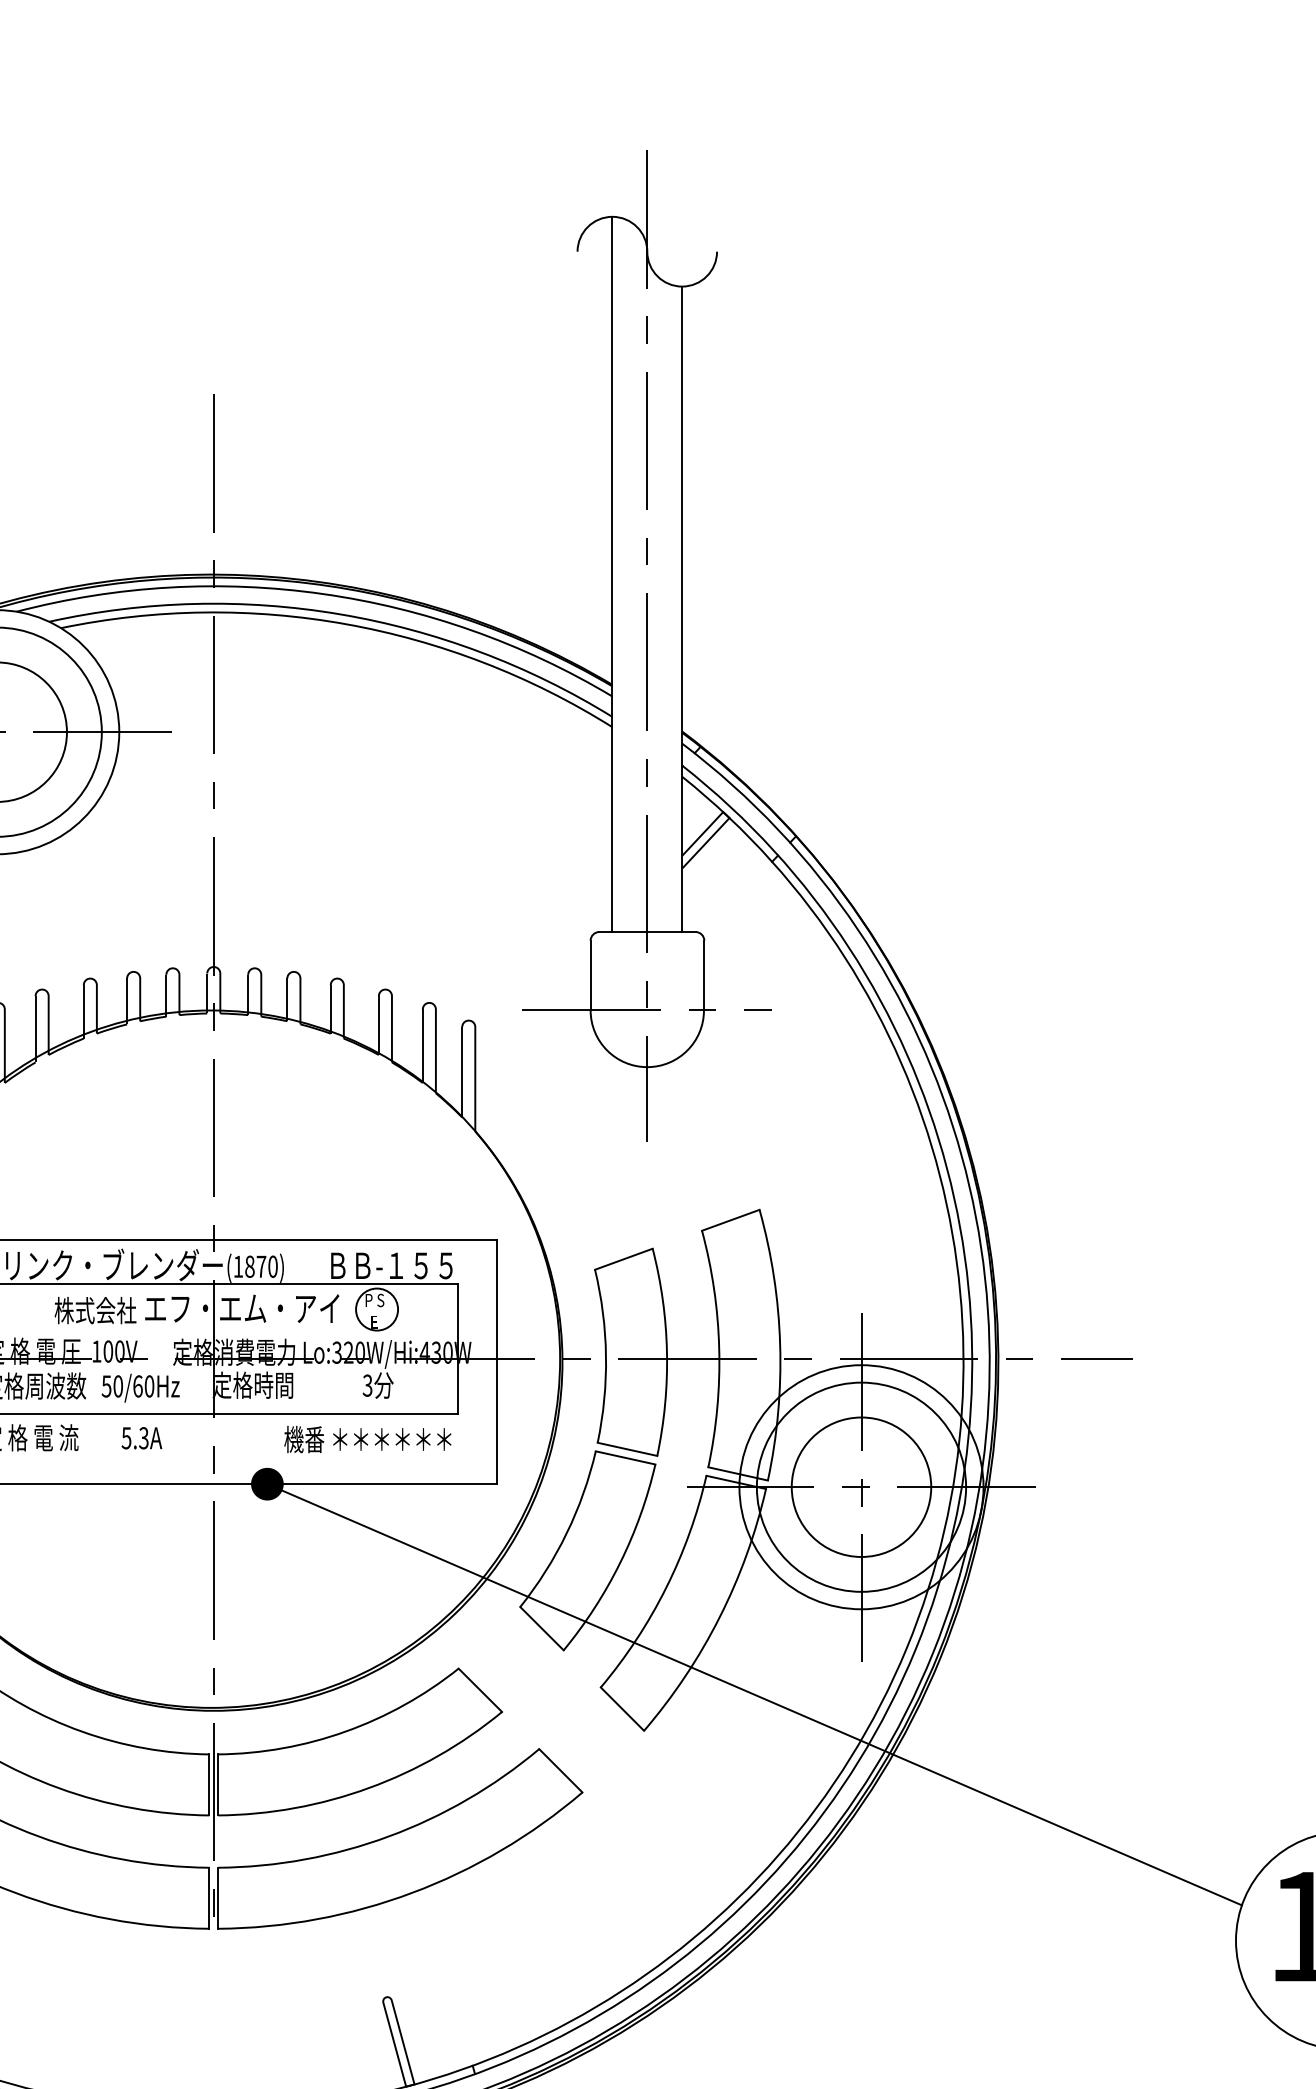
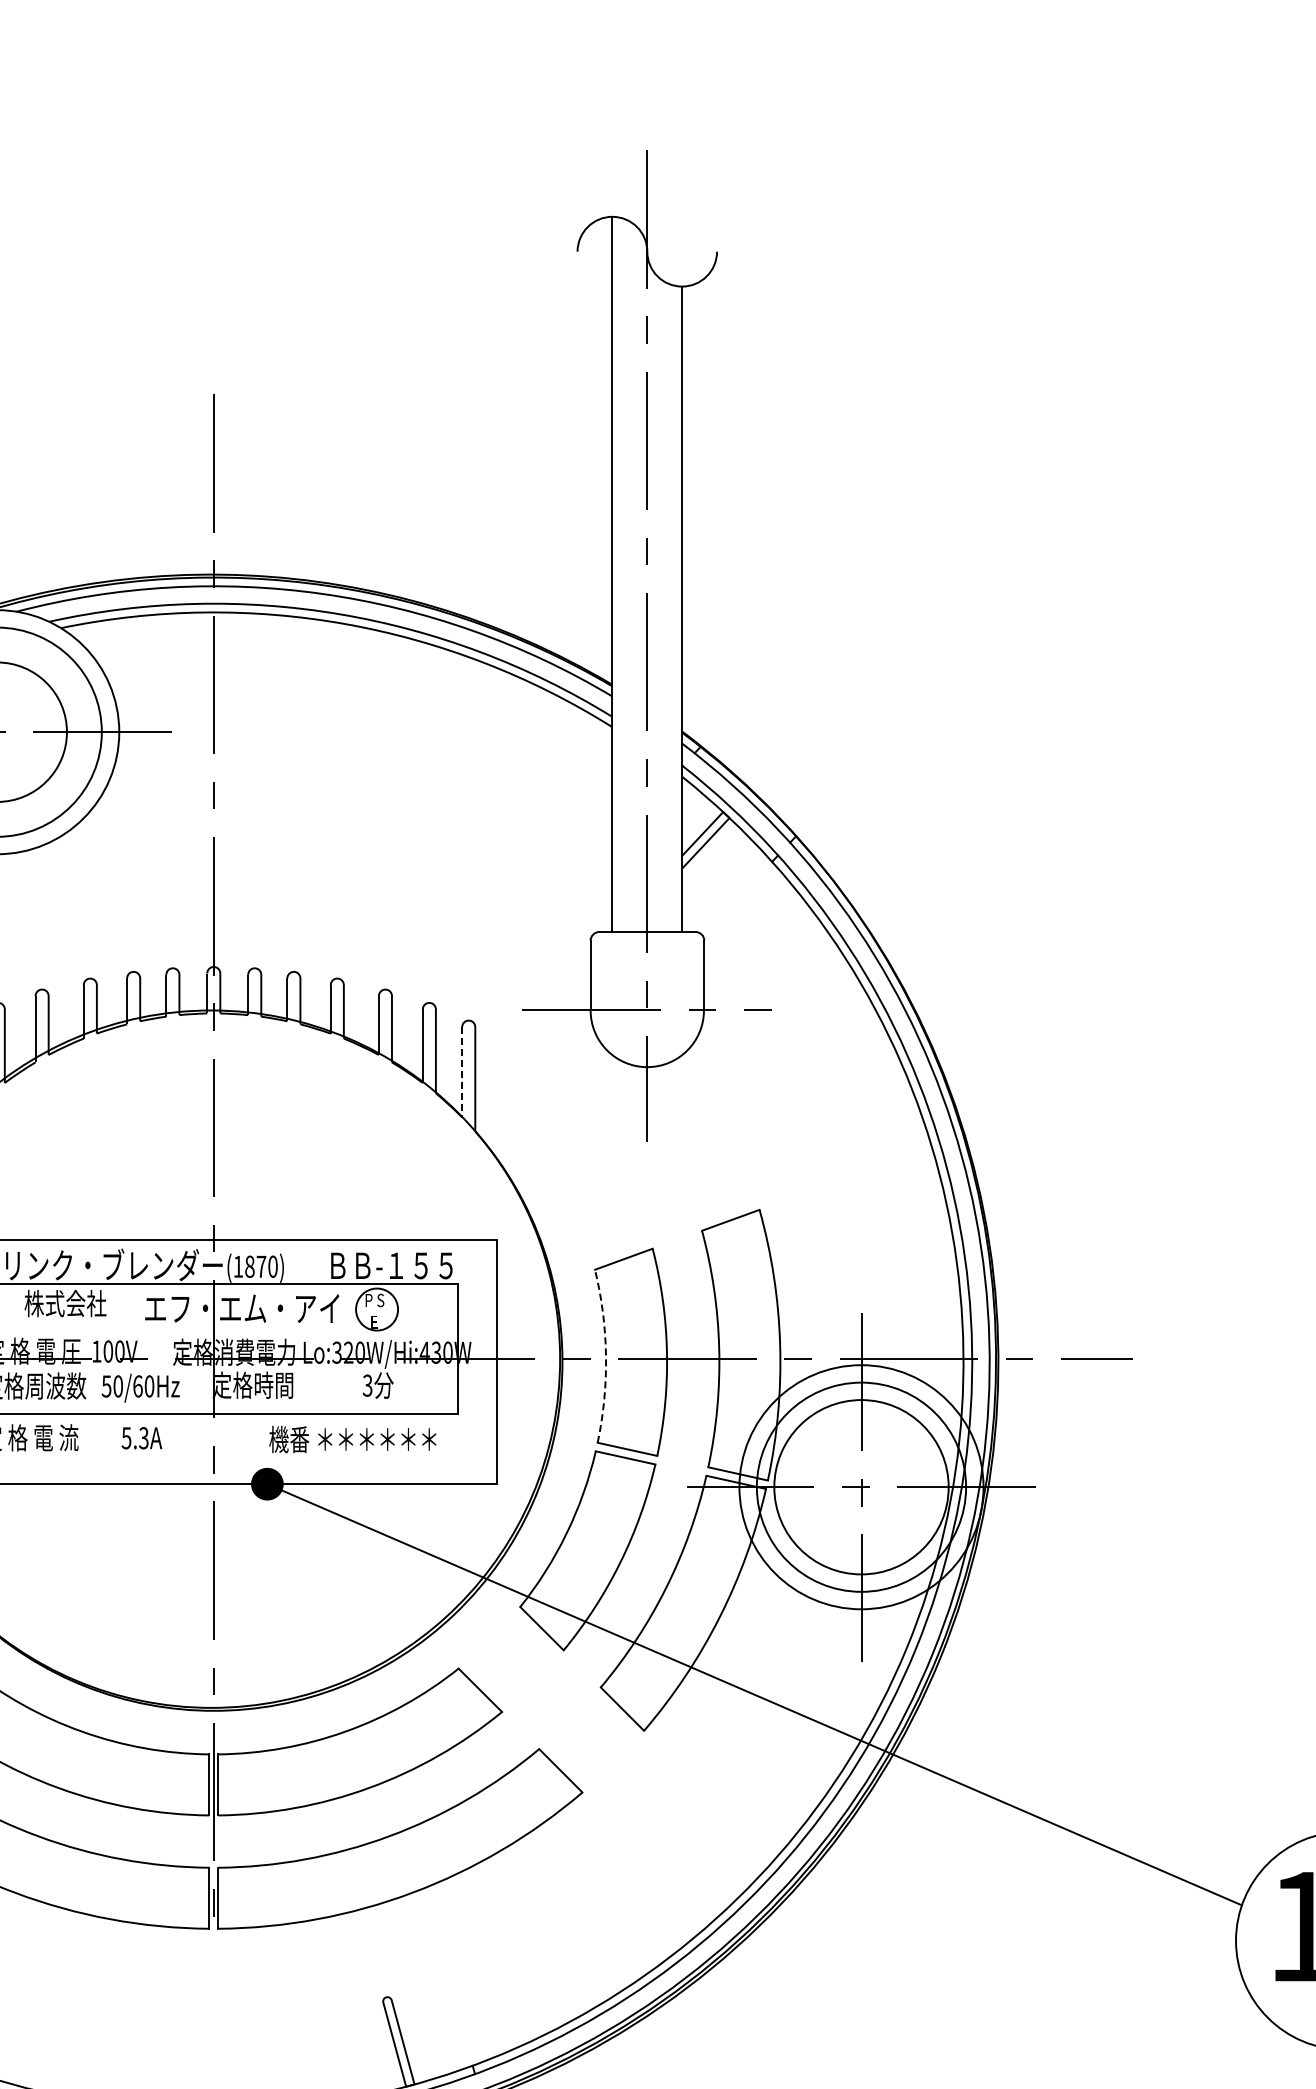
line: solid -> dashed (462, 1072)
text position: (95, 1310) -> (65, 1303) (65, 1303)
arc: solid -> dashed (606, 1356)
text position: (367, 1439) -> (352, 1439) (352, 1439)
circle diameter: 139 px -> 174 px (861, 1487)
